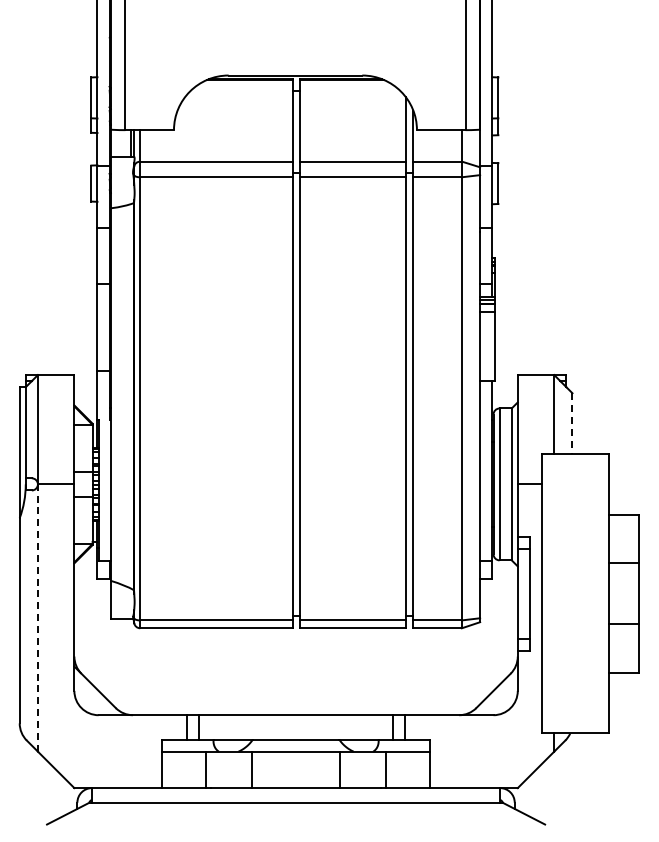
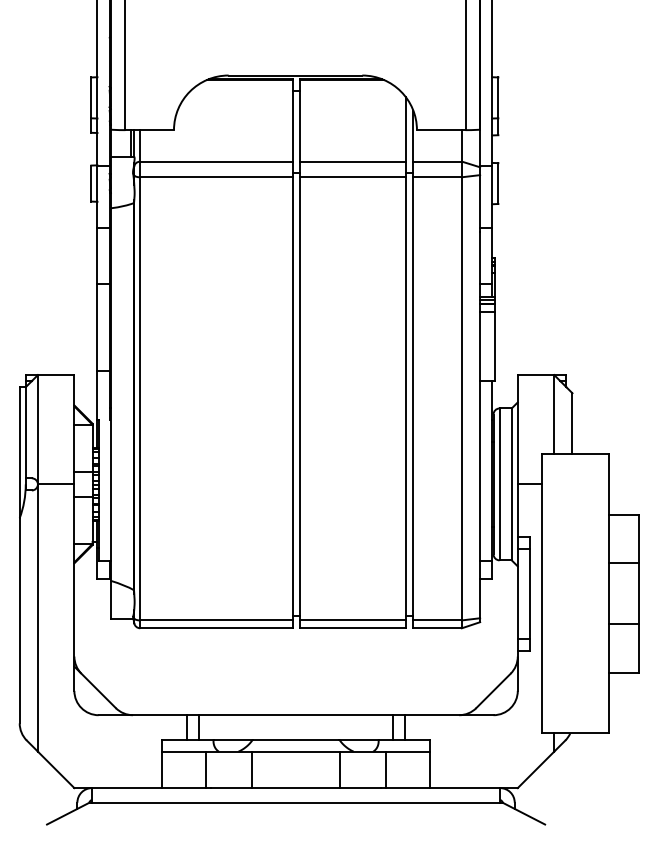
line: dashed -> solid (572, 424)
line: dashed -> solid (37, 618)
